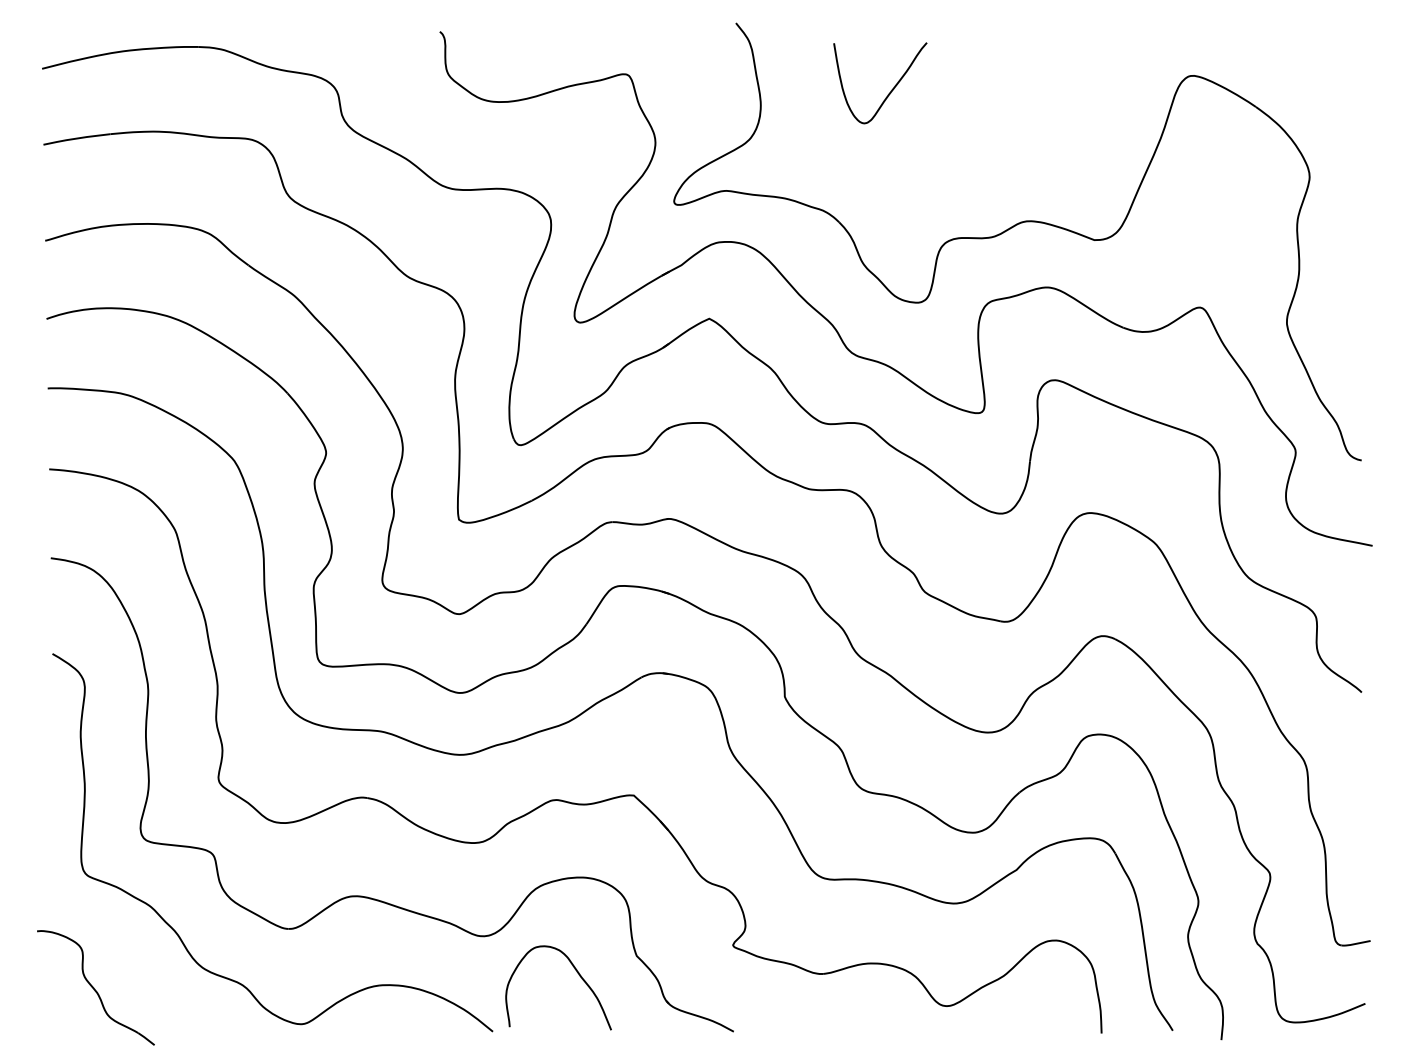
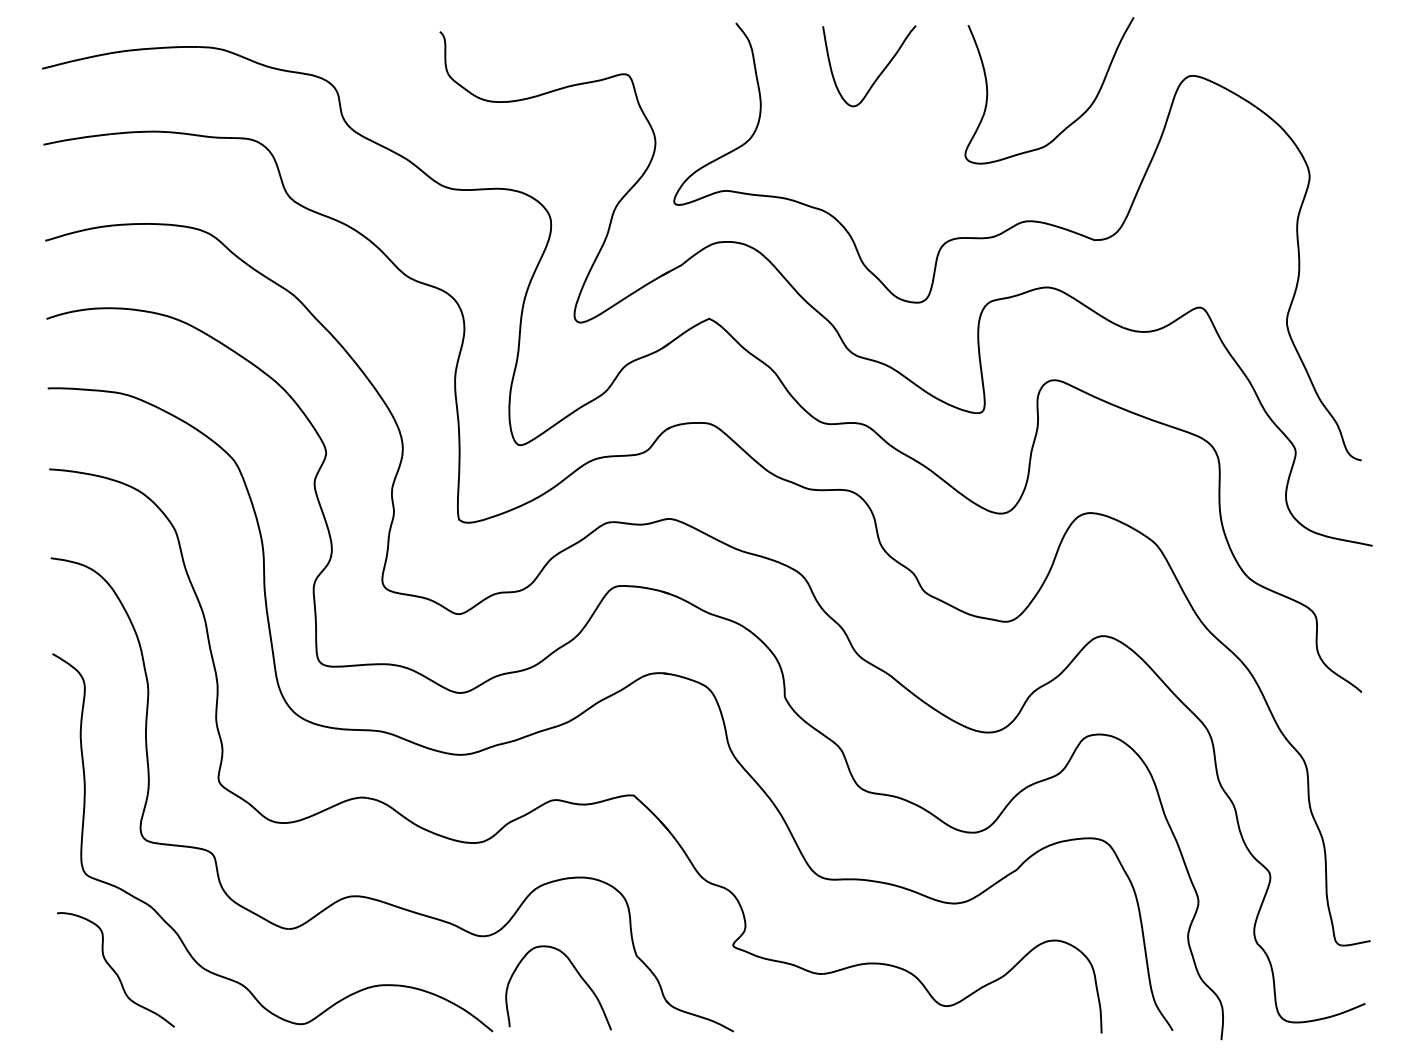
curve position: (891, 89) -> (880, 72) (880, 72)
curve: none -> present (1071, 122)
part position: (95, 987) -> (115, 969) (115, 969)
